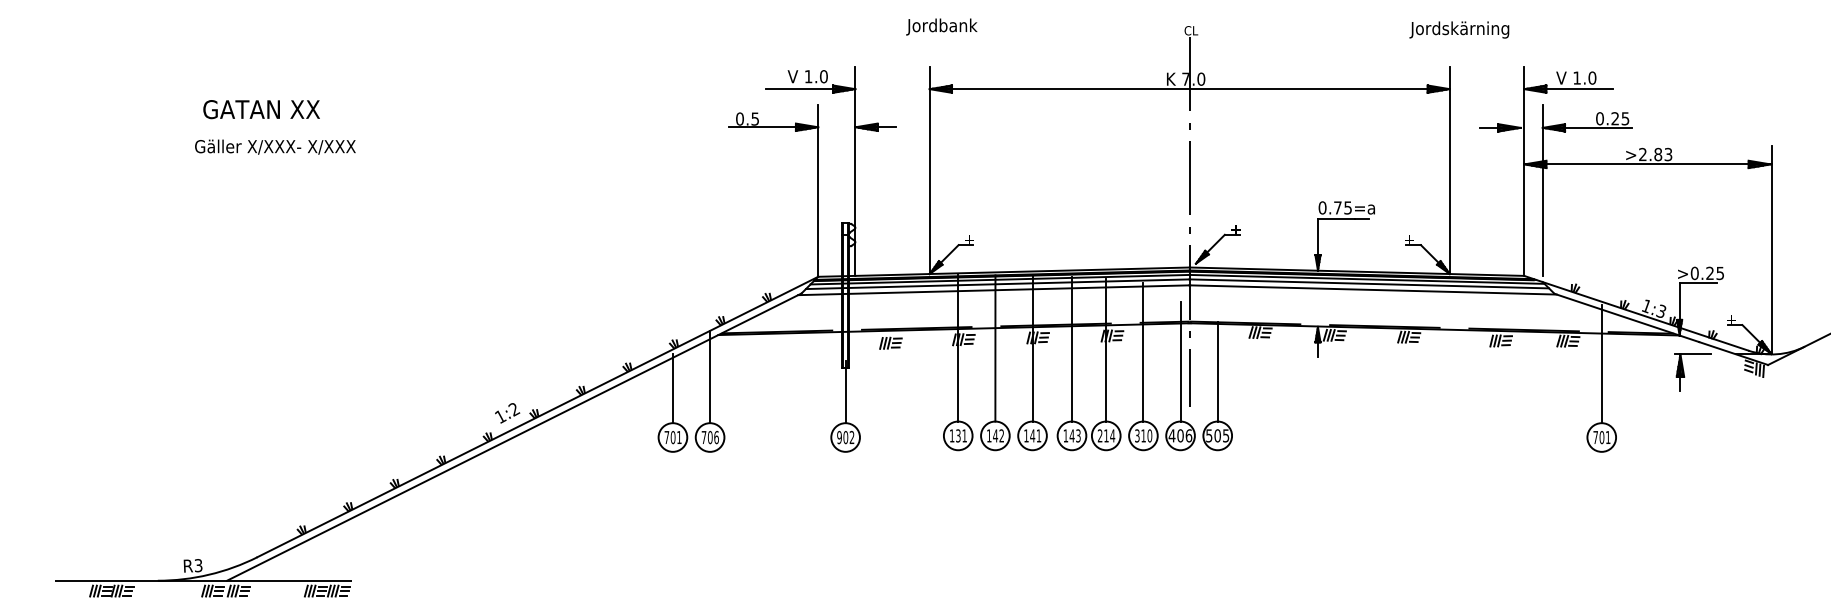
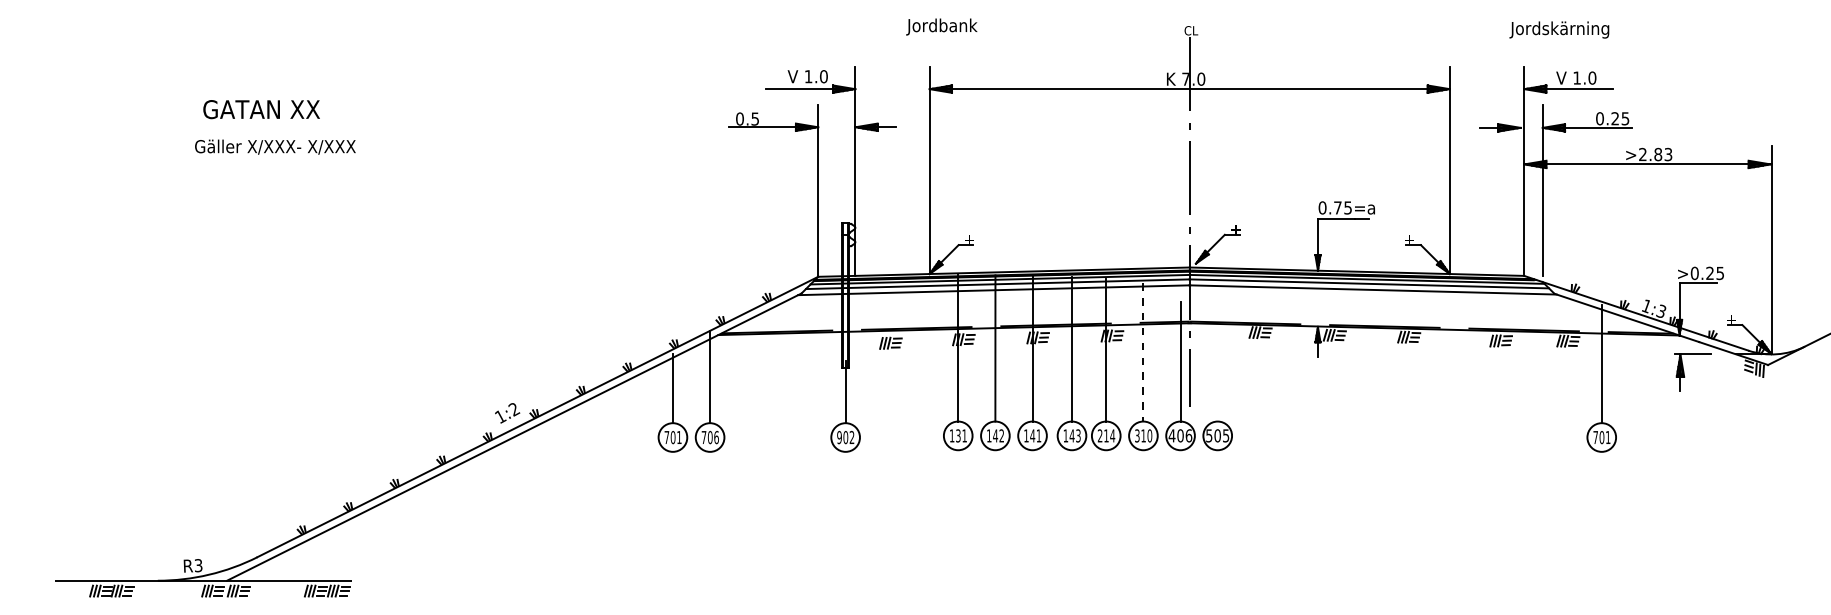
text position: (1459, 29) -> (1559, 29) (1559, 29)
line: solid -> dashed (1143, 352)
line: present -> none (1217, 371)
